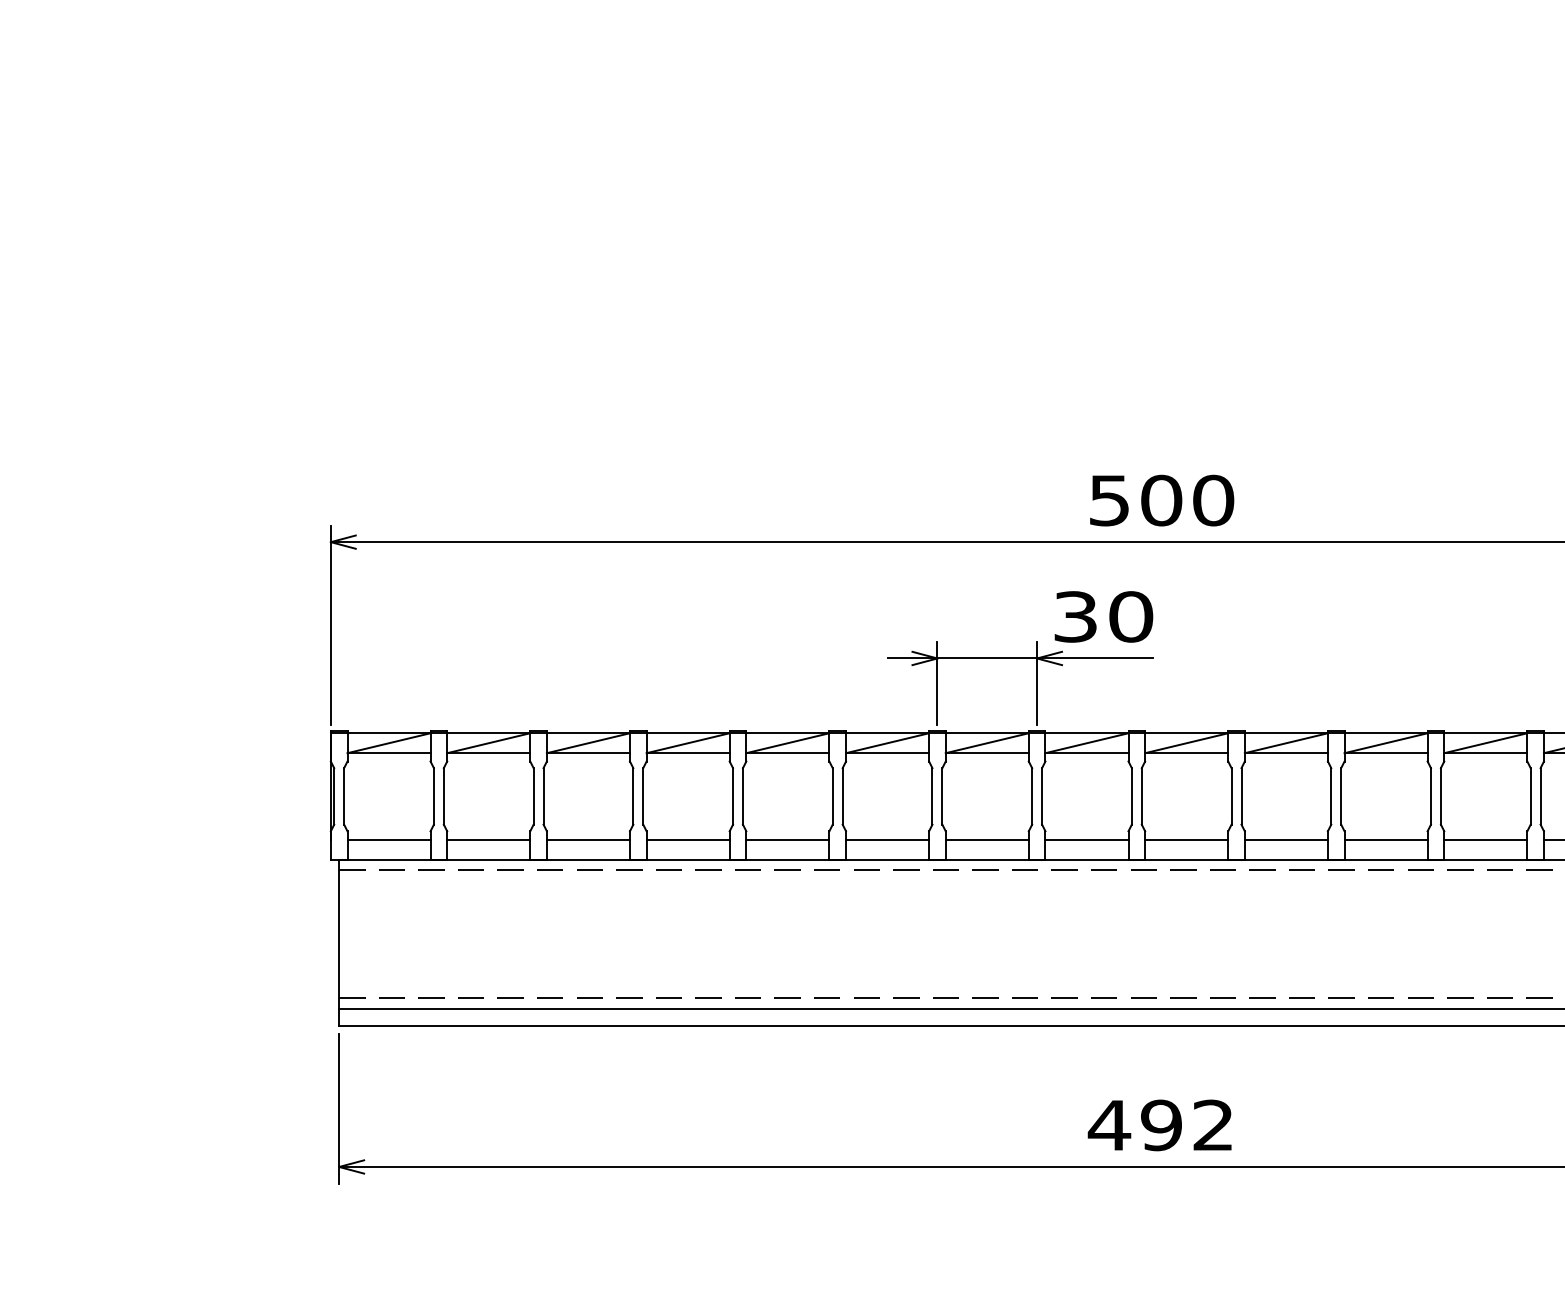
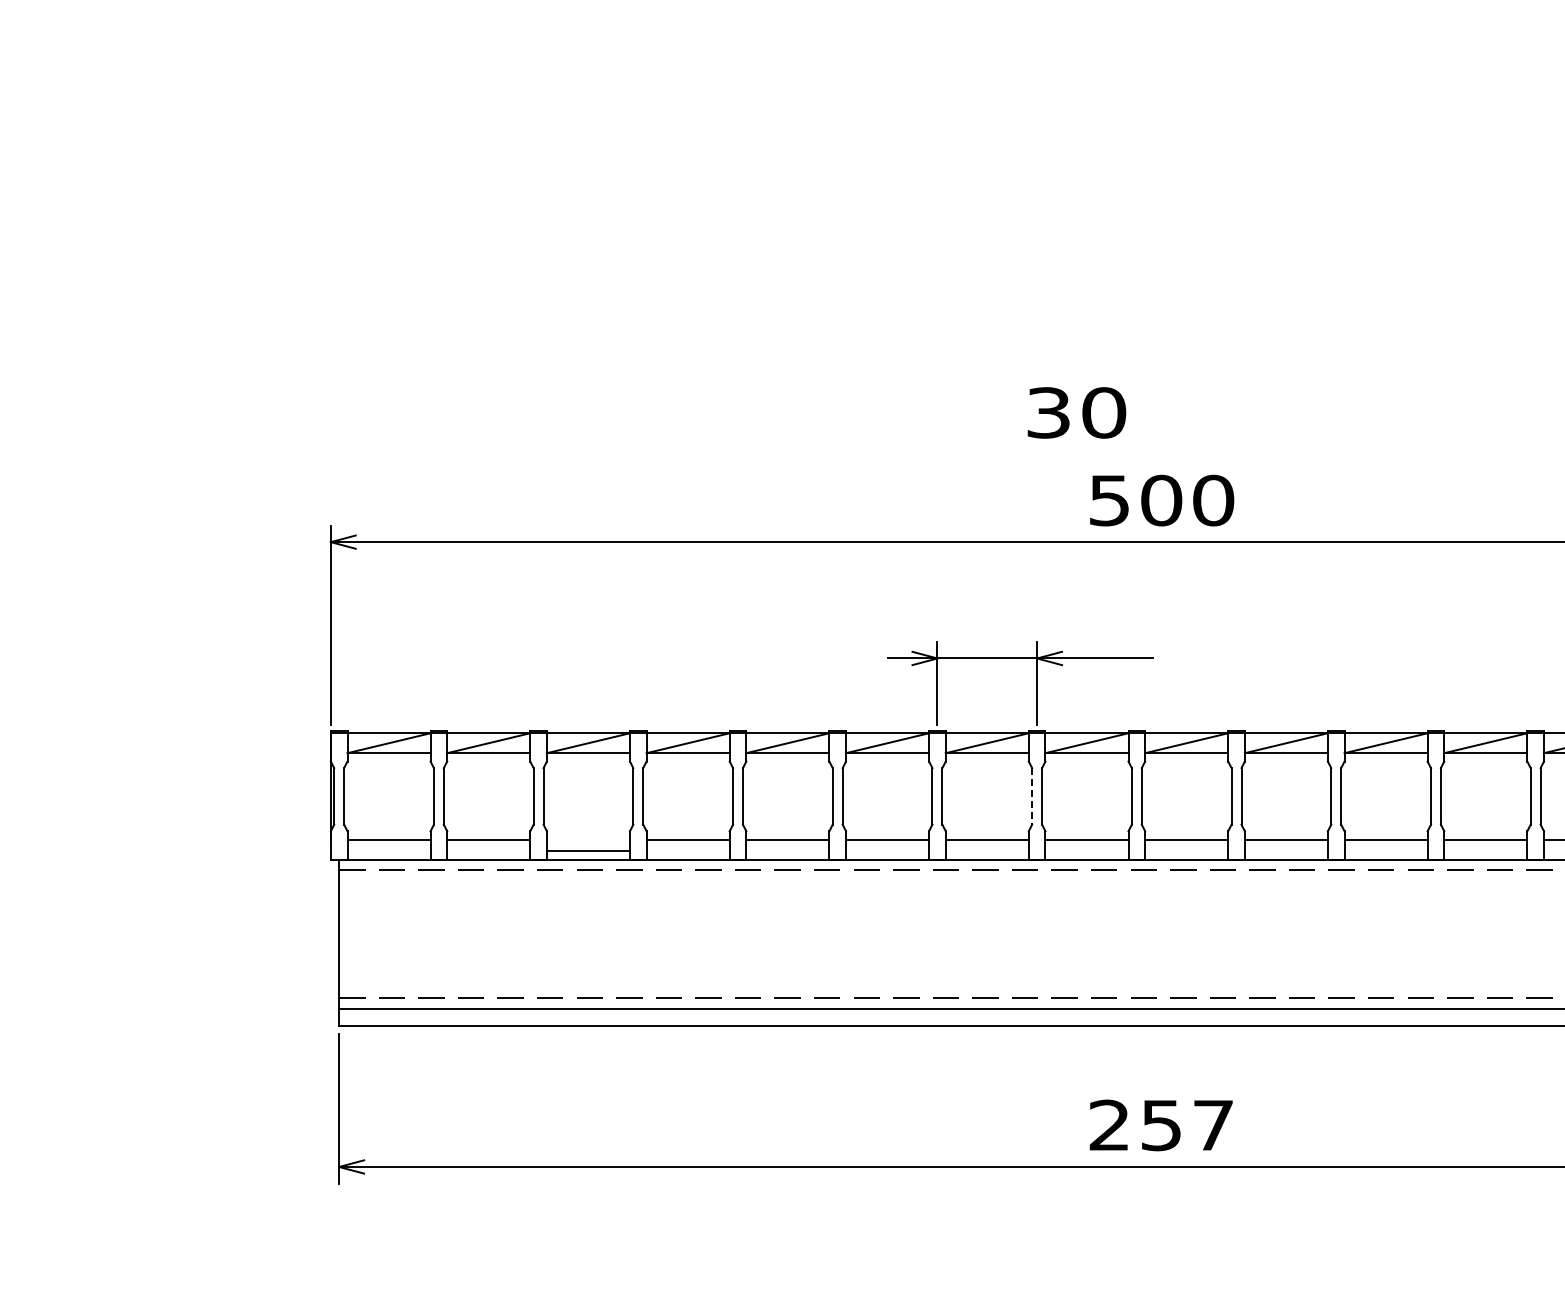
text position: (1103, 616) -> (1076, 412) (1076, 412)
line: solid -> dashed (1032, 796)
line position: (588, 839) -> (588, 850) (588, 850)
text: 492 -> 257 (1159, 1125)
